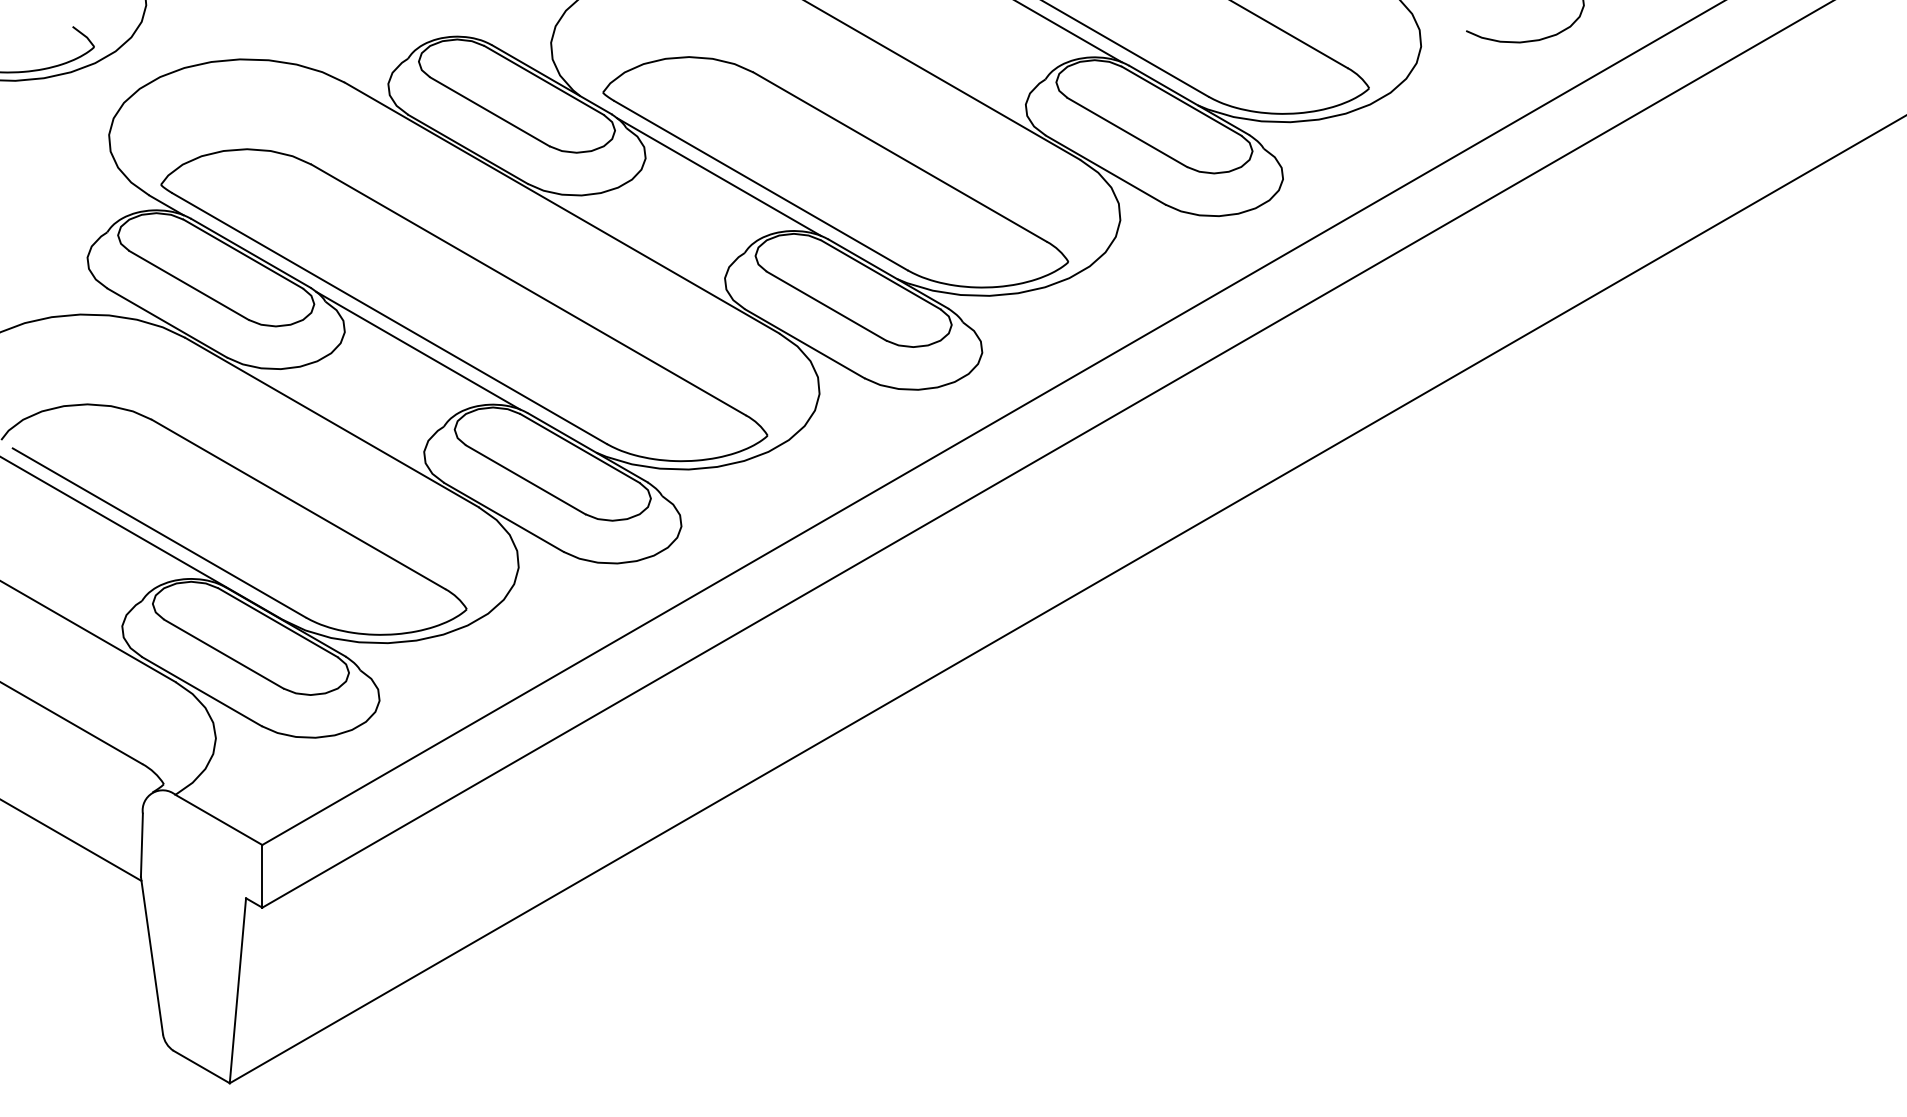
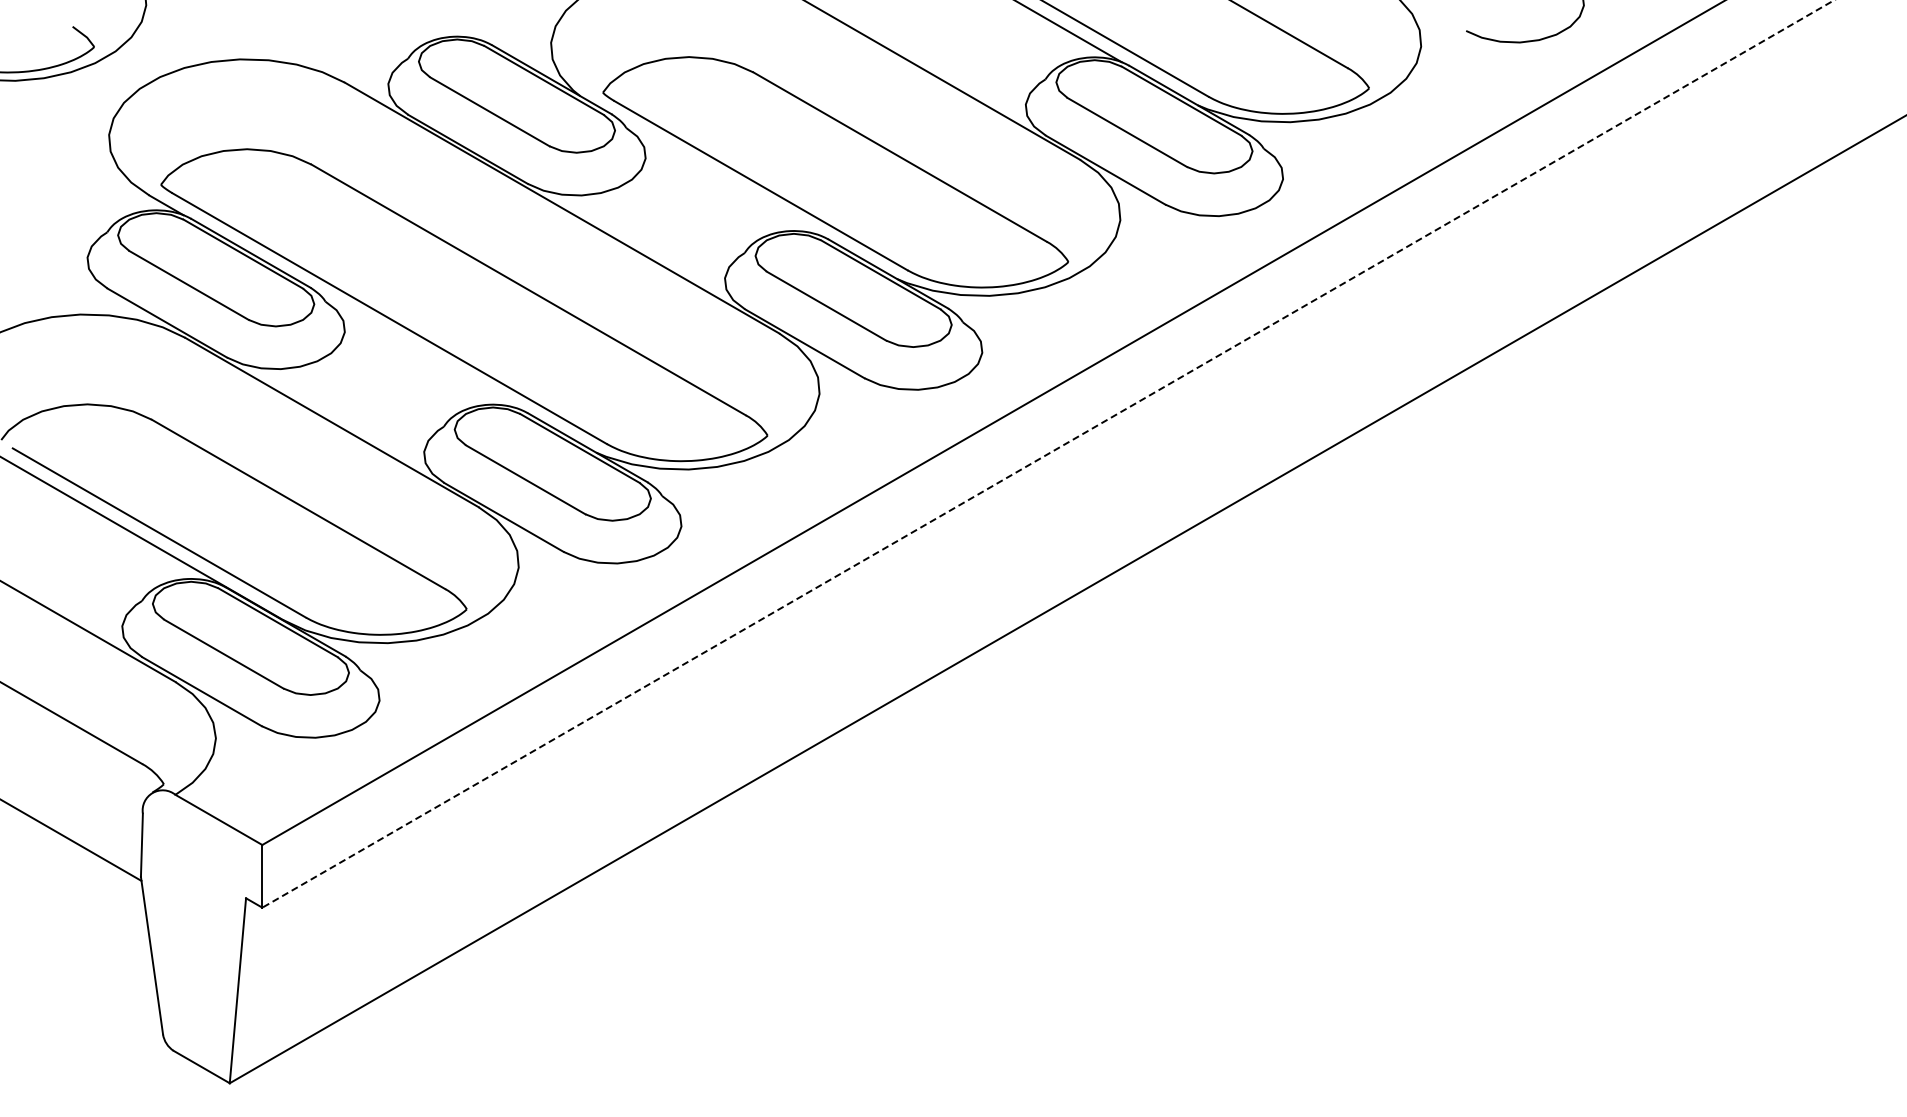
line: present -> none (719, 176)
line: present -> none (418, 350)
line: solid -> dashed (1047, 454)
